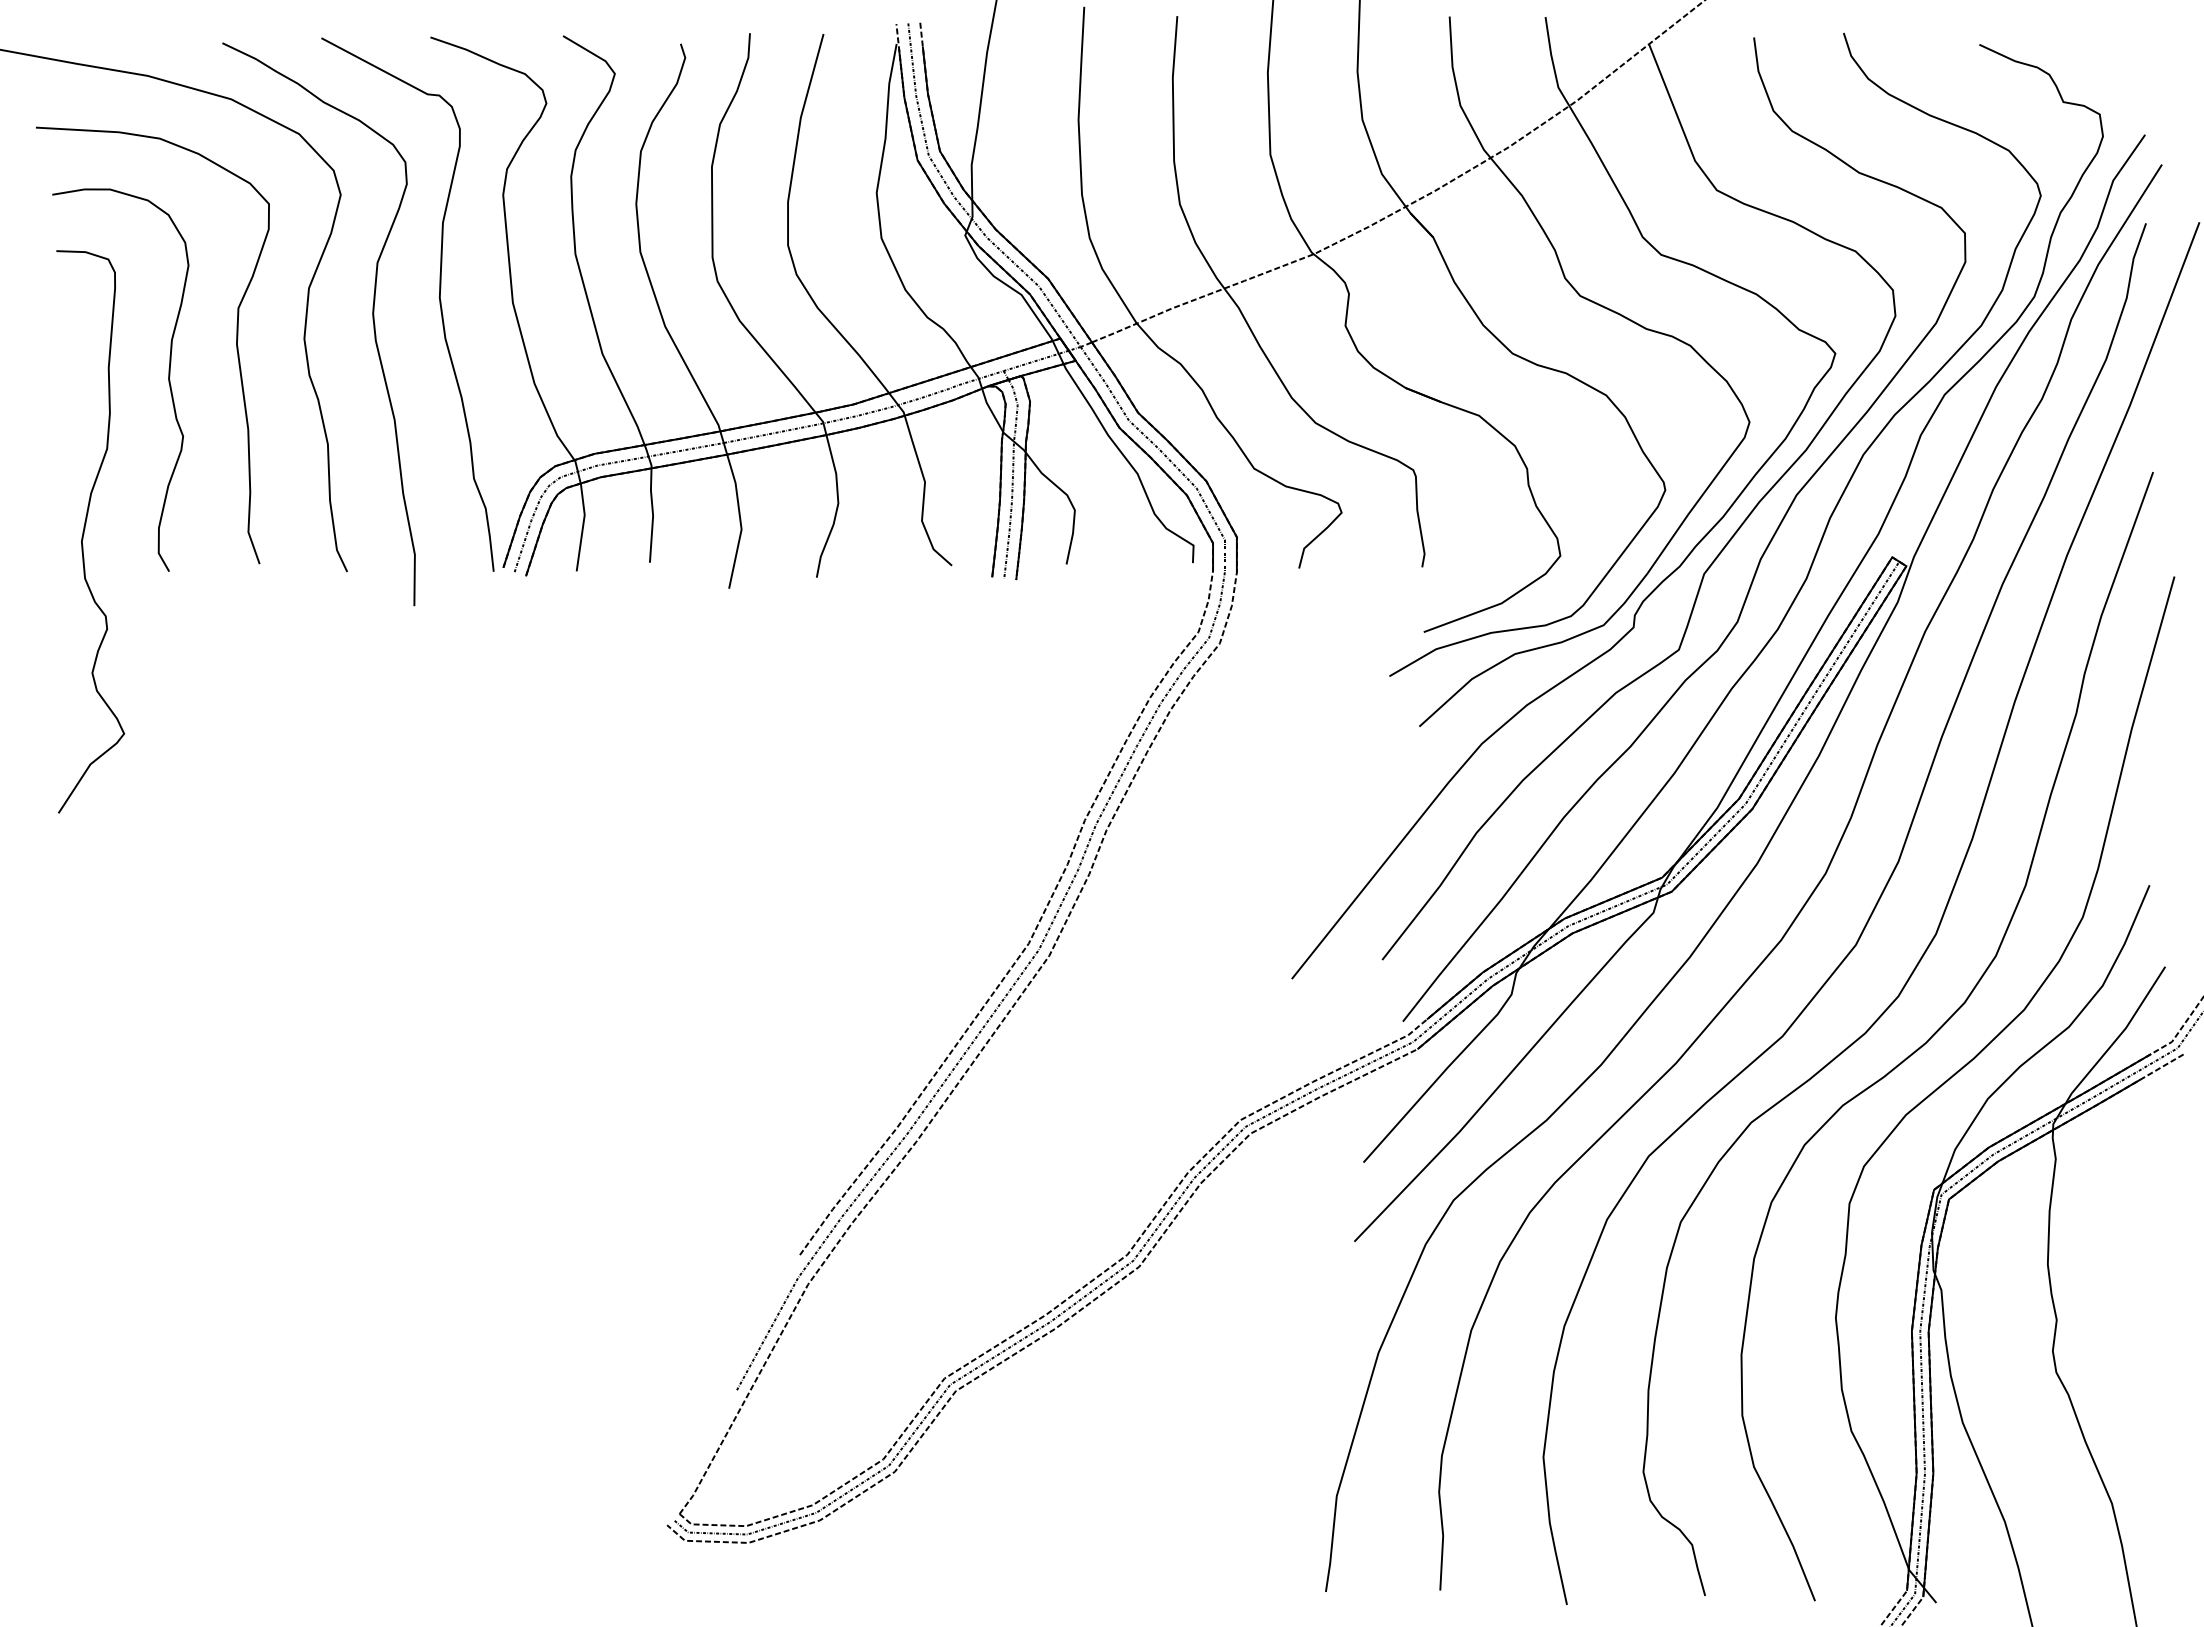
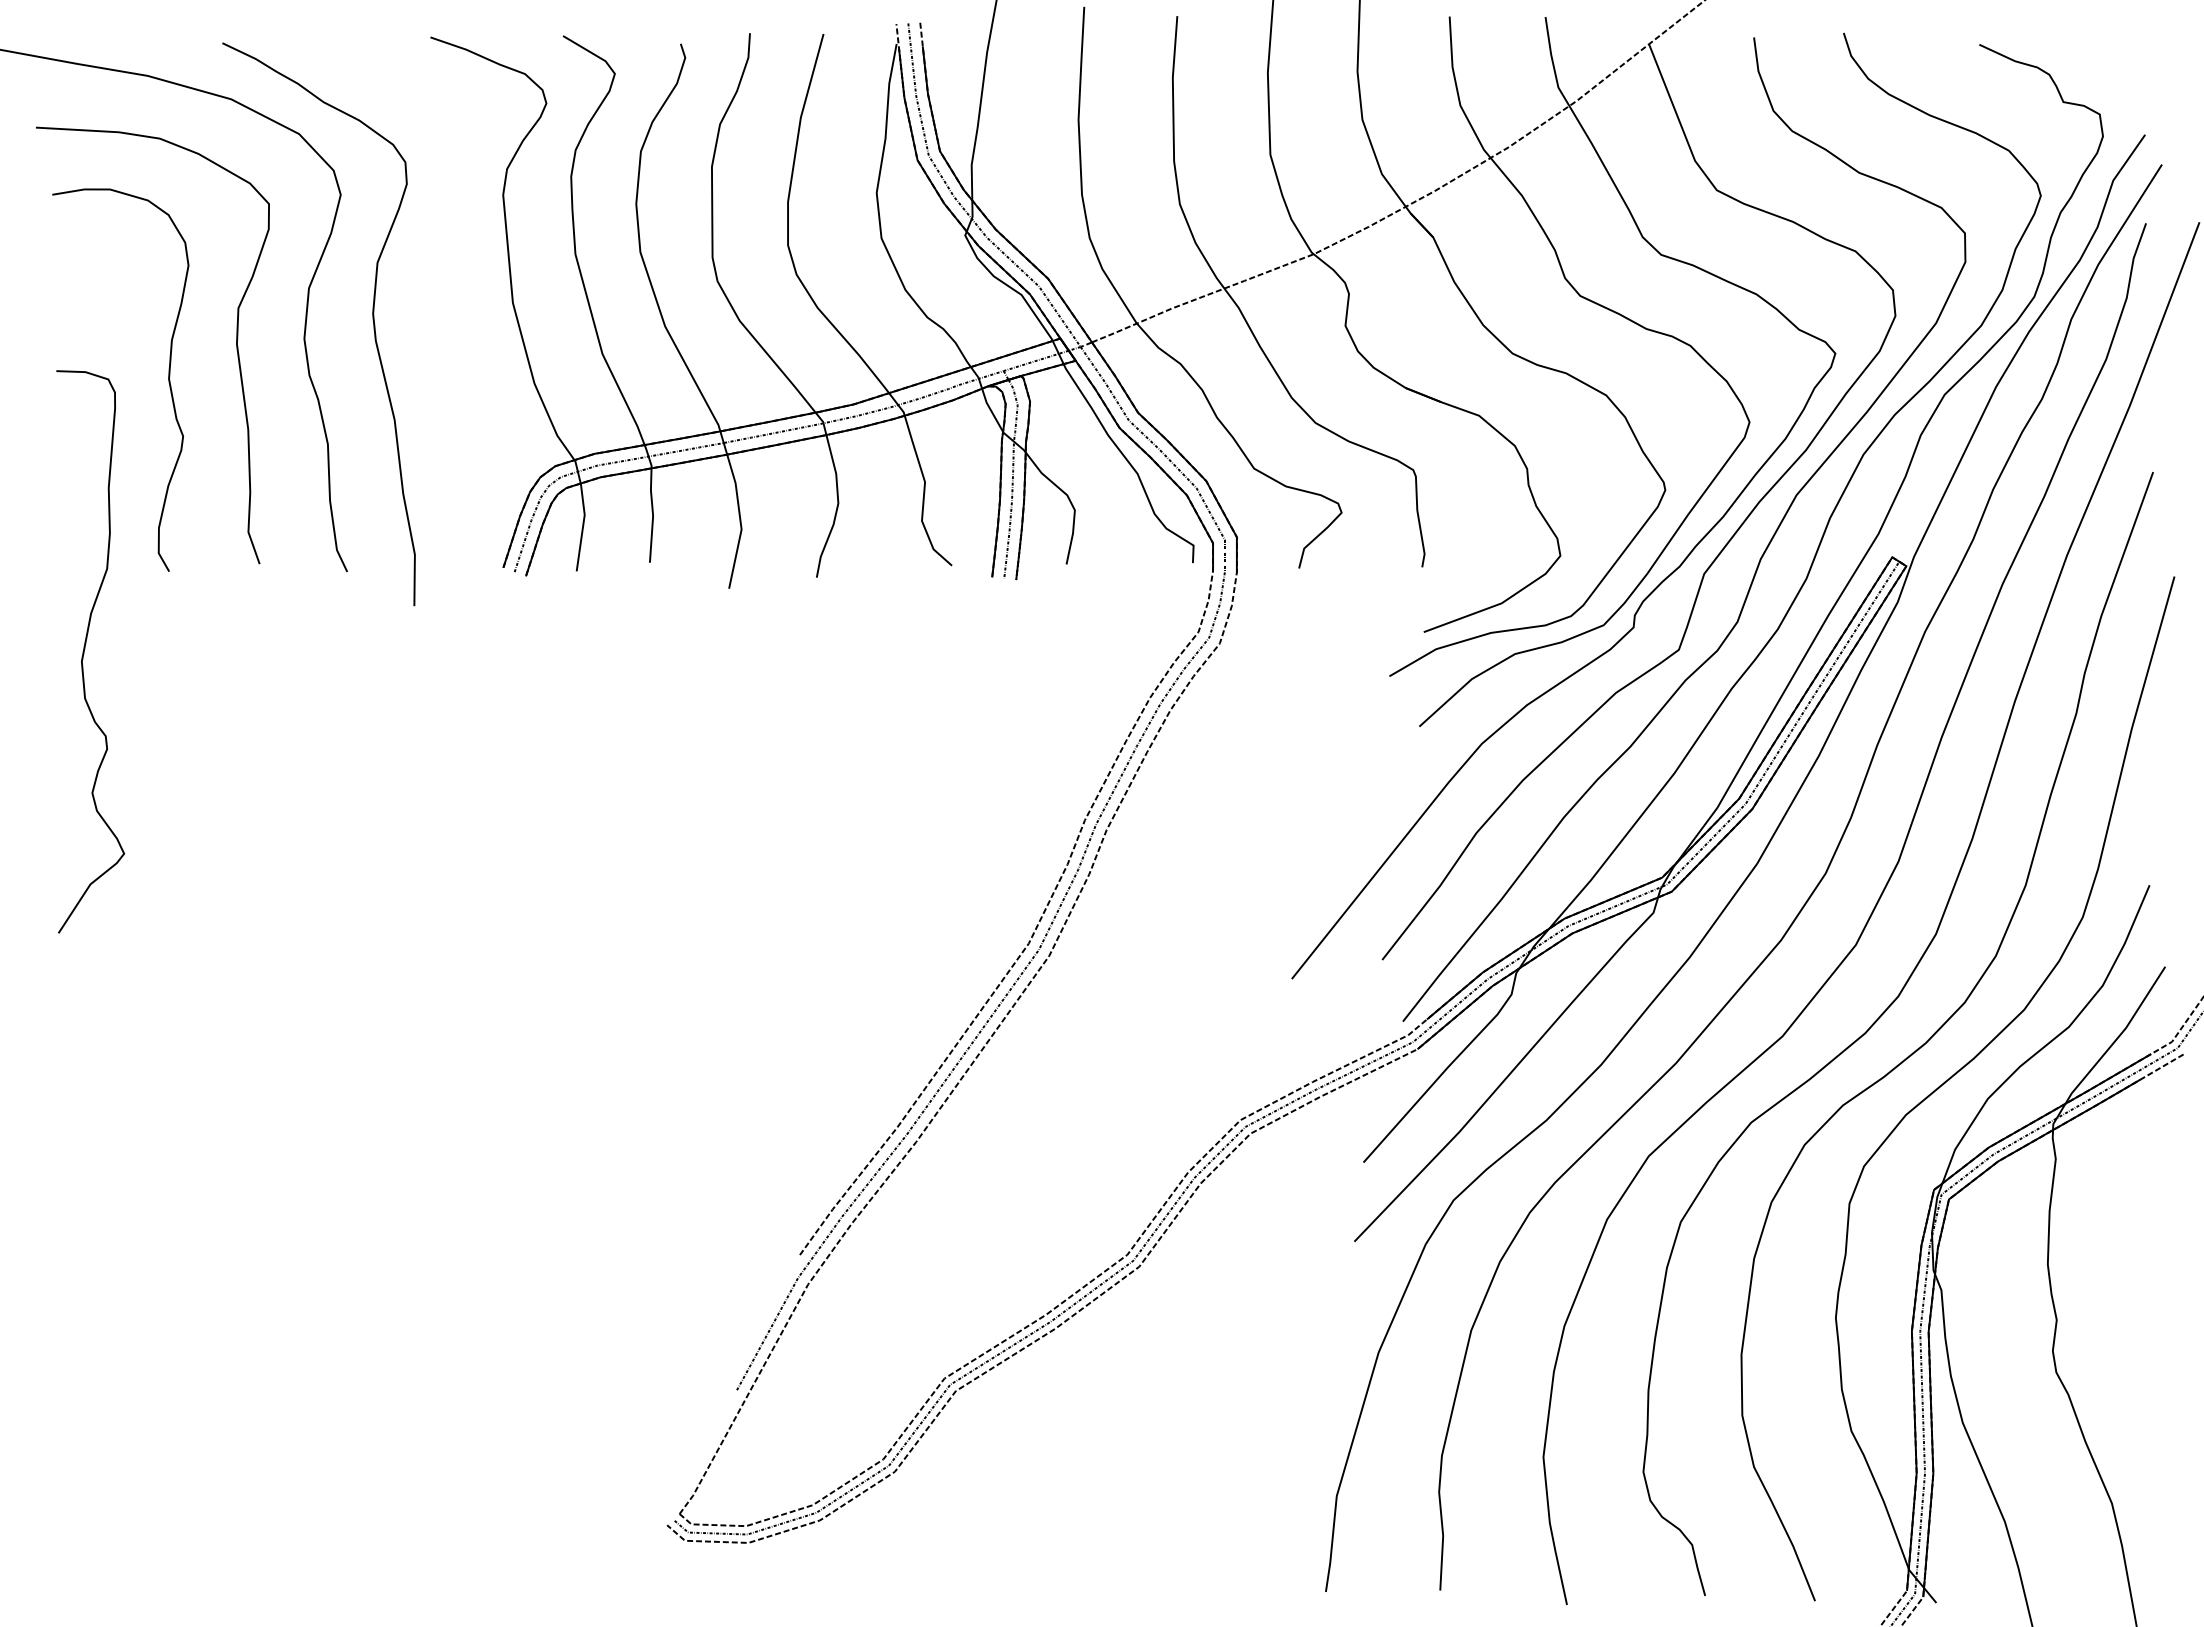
curve: present -> none (438, 297)
curve position: (85, 529) -> (85, 649) (85, 649)
